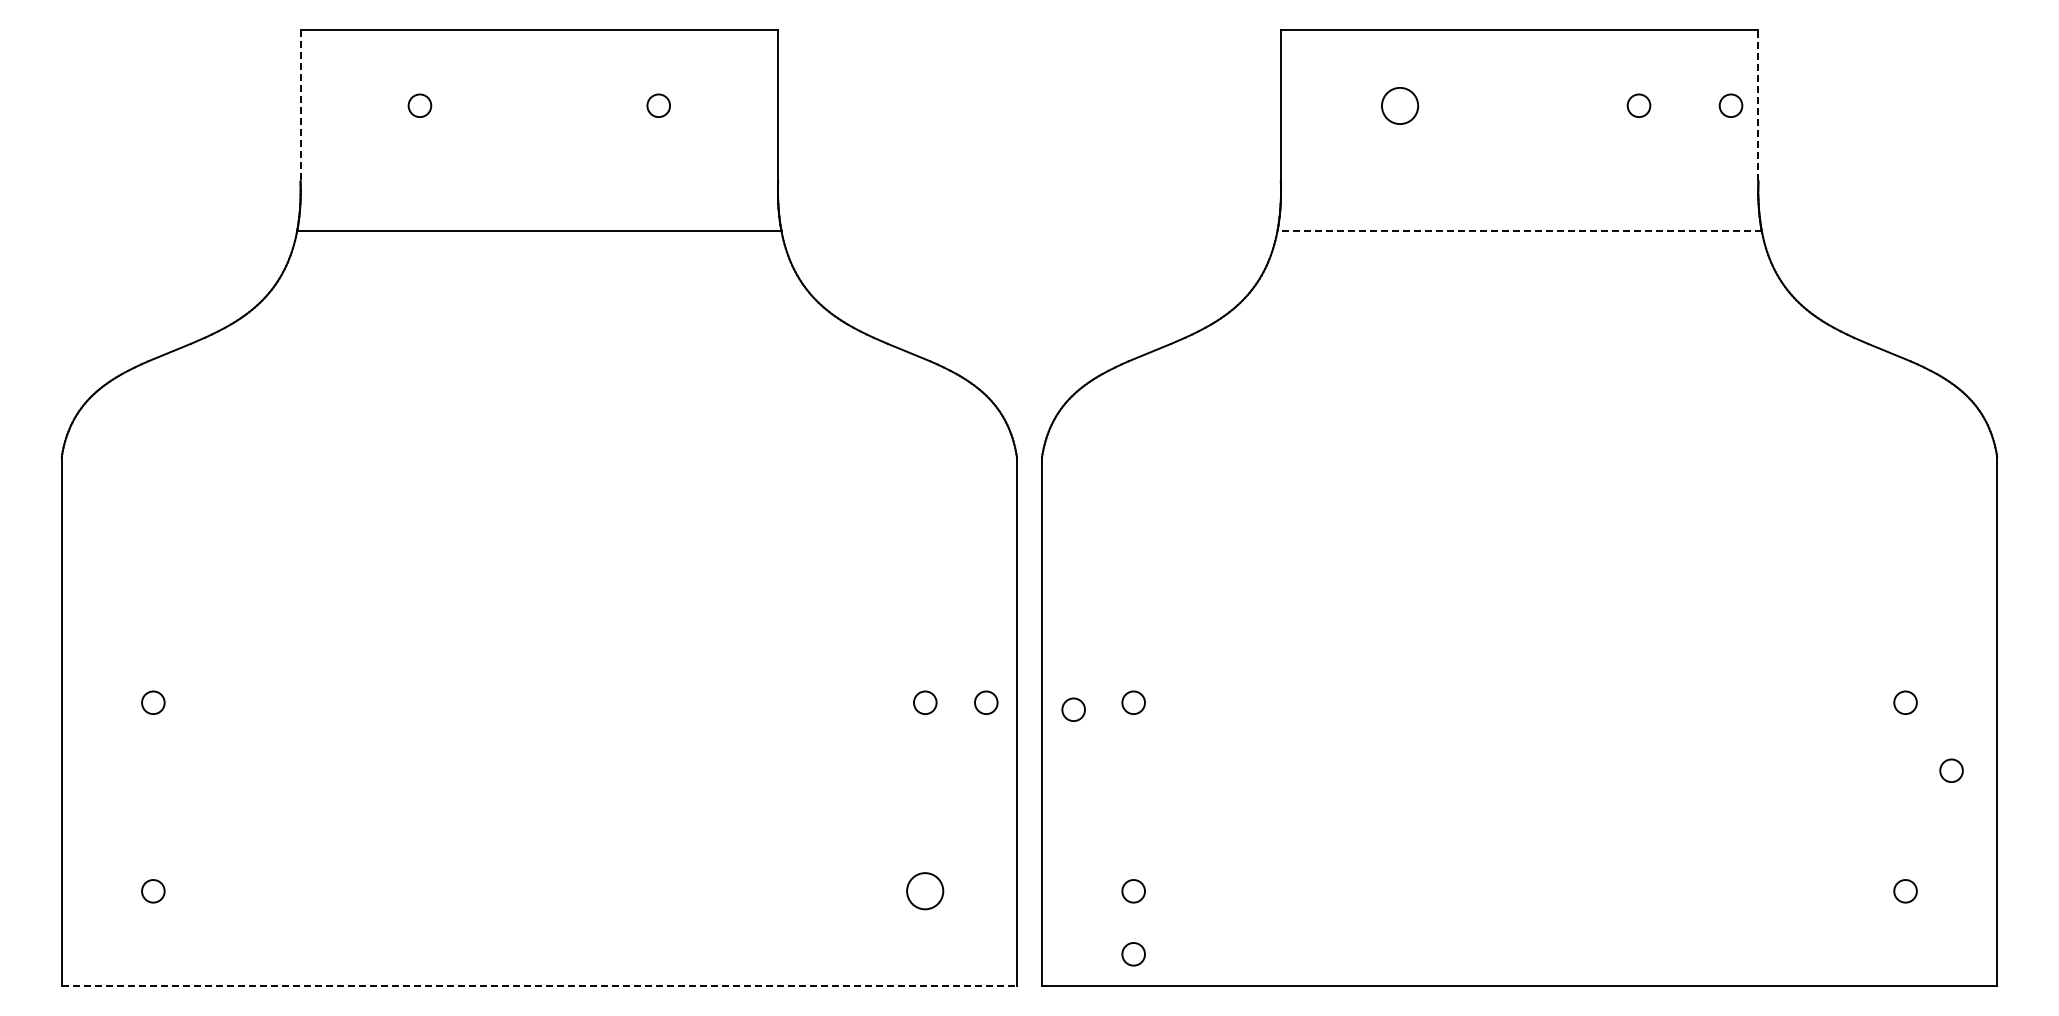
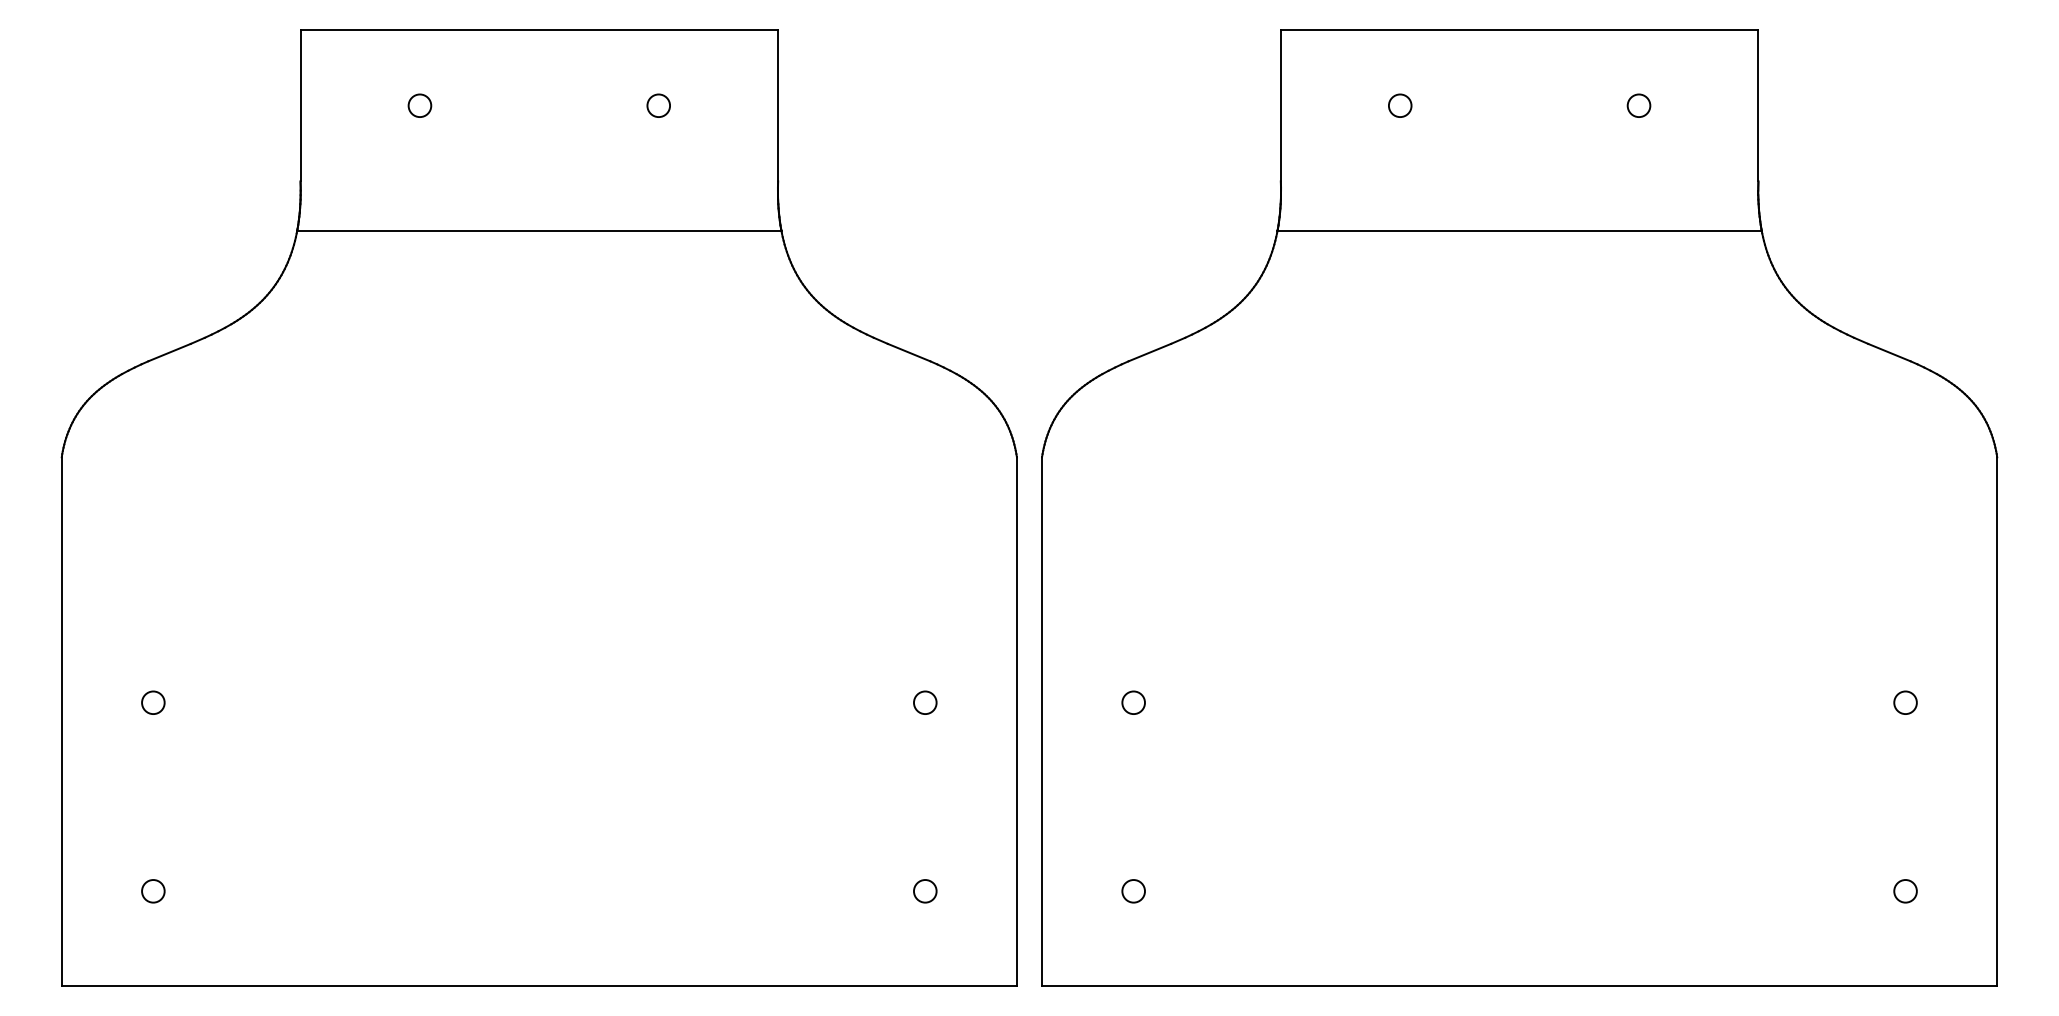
circle size: 39x38 px -> 25x25 px (1400, 105)
circle: present -> none (1730, 105)
line: dashed -> solid (1758, 105)
line: dashed -> solid (300, 106)
line: dashed -> solid (1519, 231)
circle: present -> none (986, 702)
circle: present -> none (1073, 709)
circle: present -> none (1951, 770)
circle size: 39x39 px -> 25x25 px (925, 891)
circle: present -> none (1133, 954)
line: dashed -> solid (539, 985)
